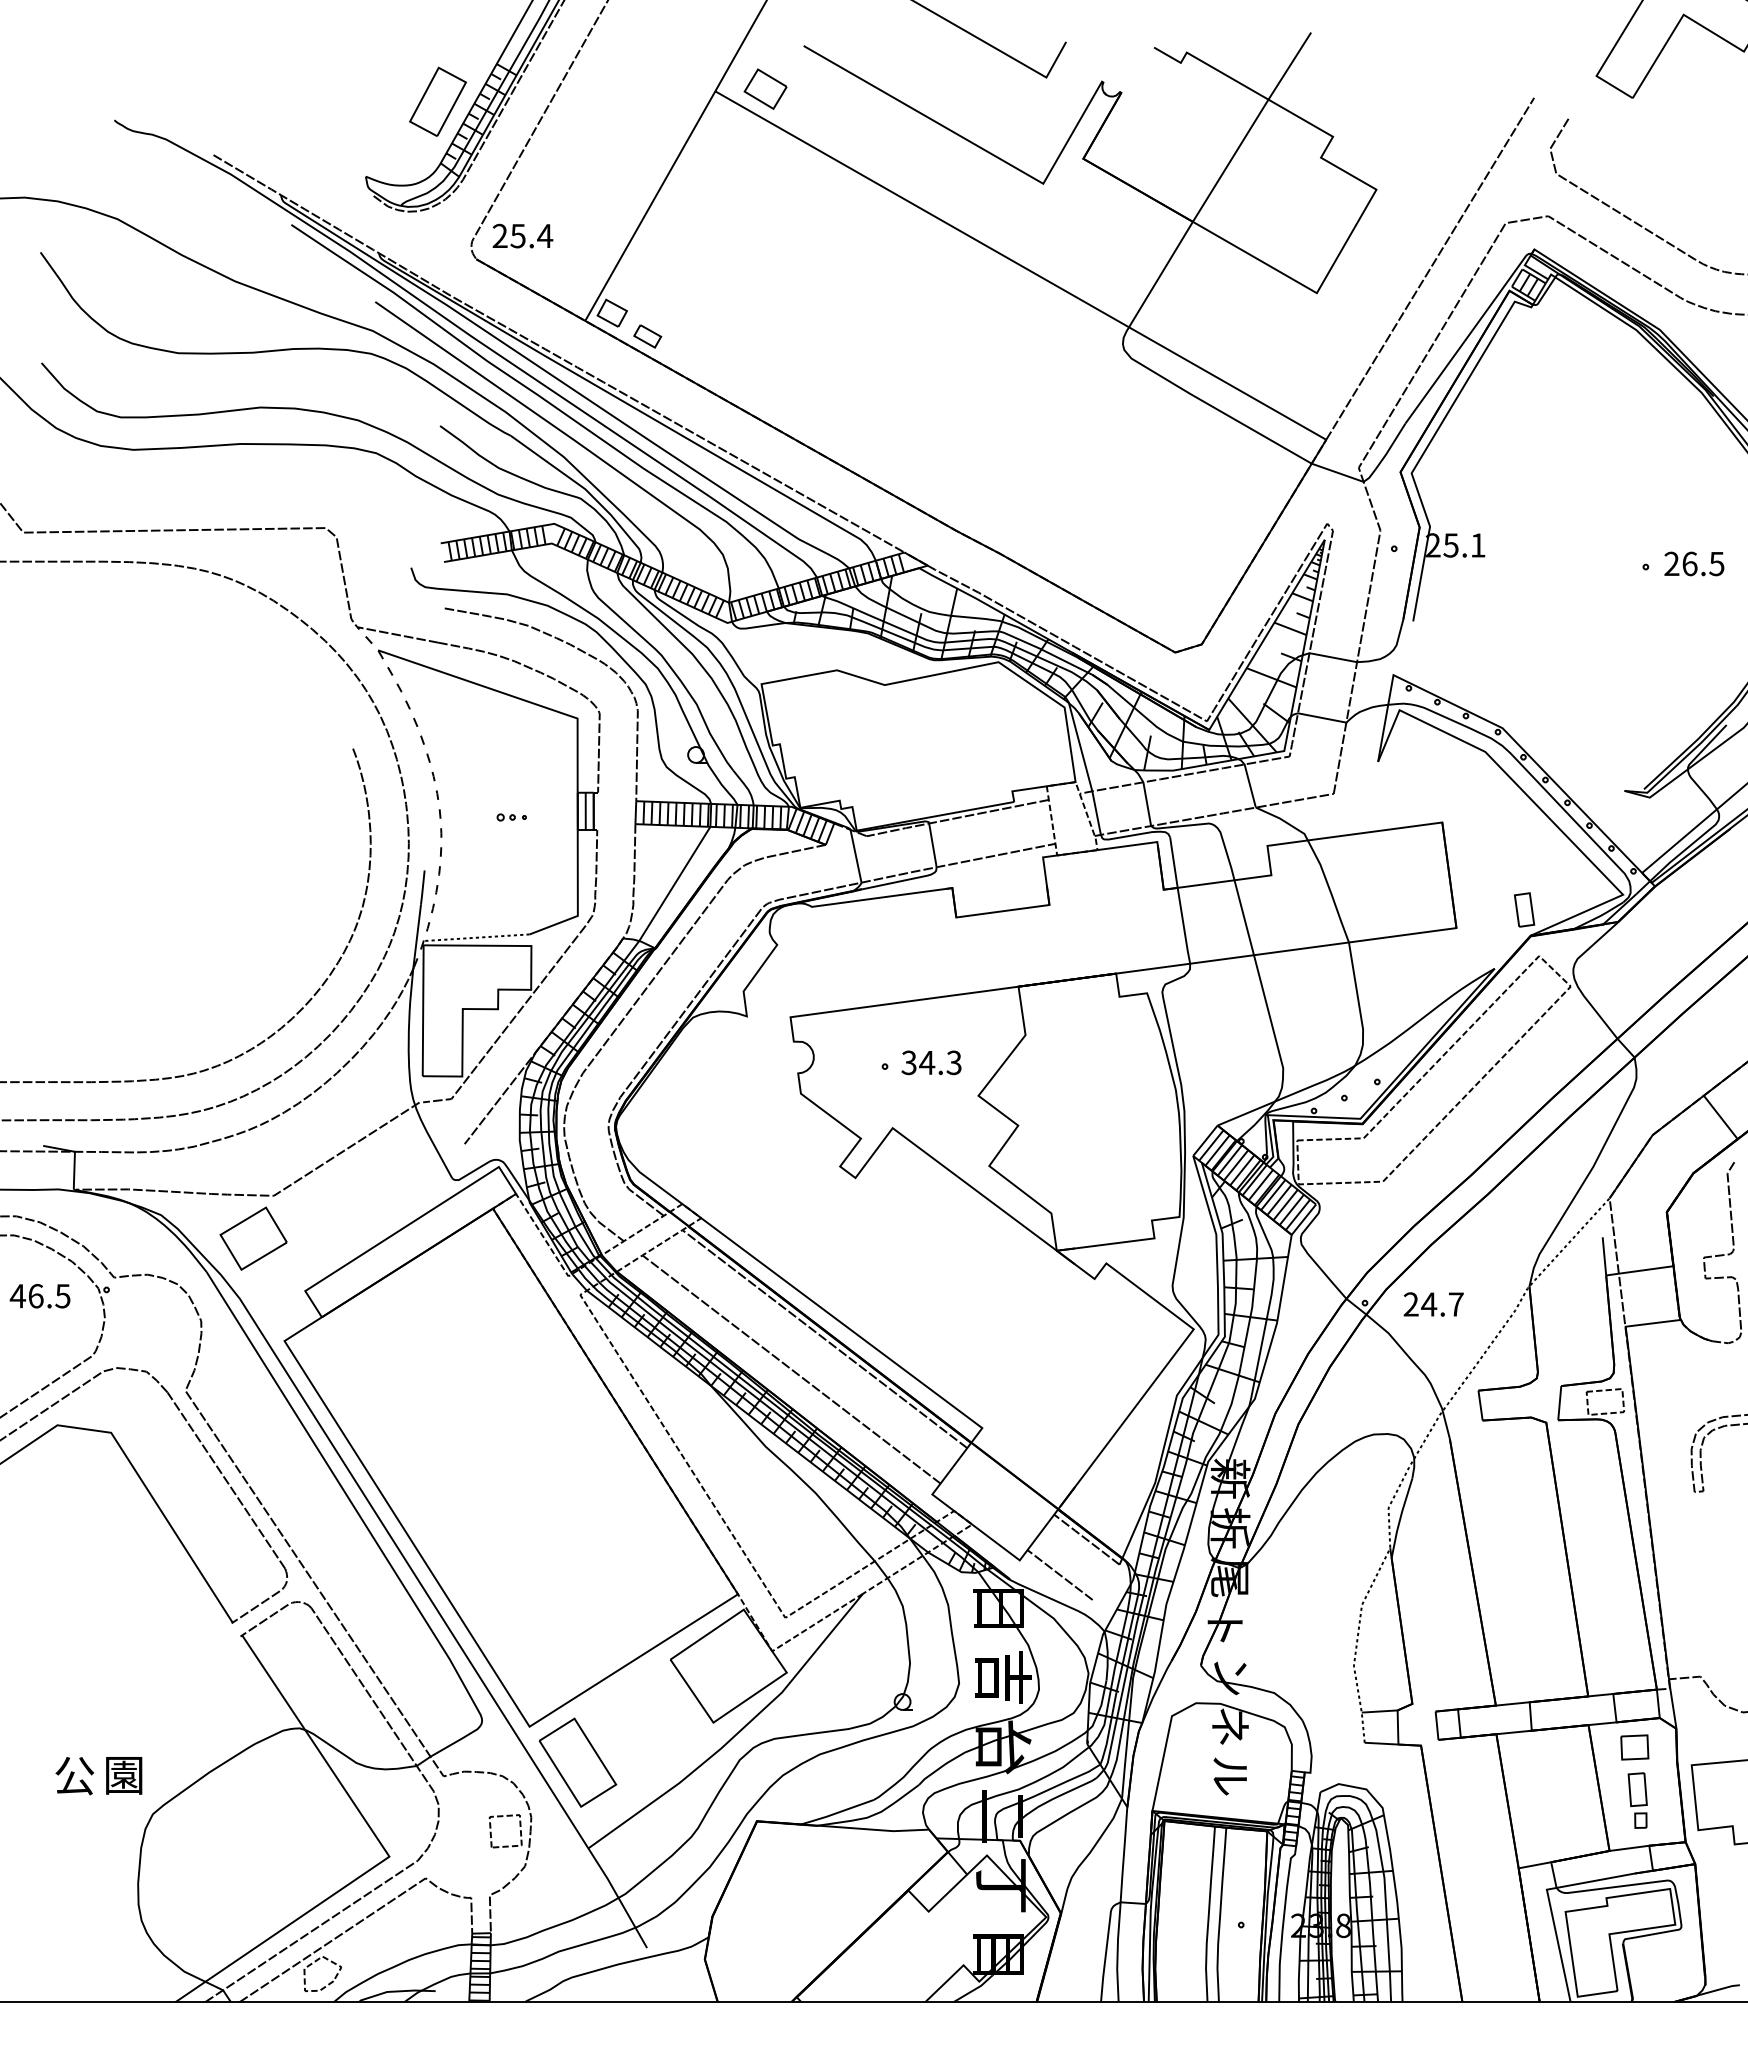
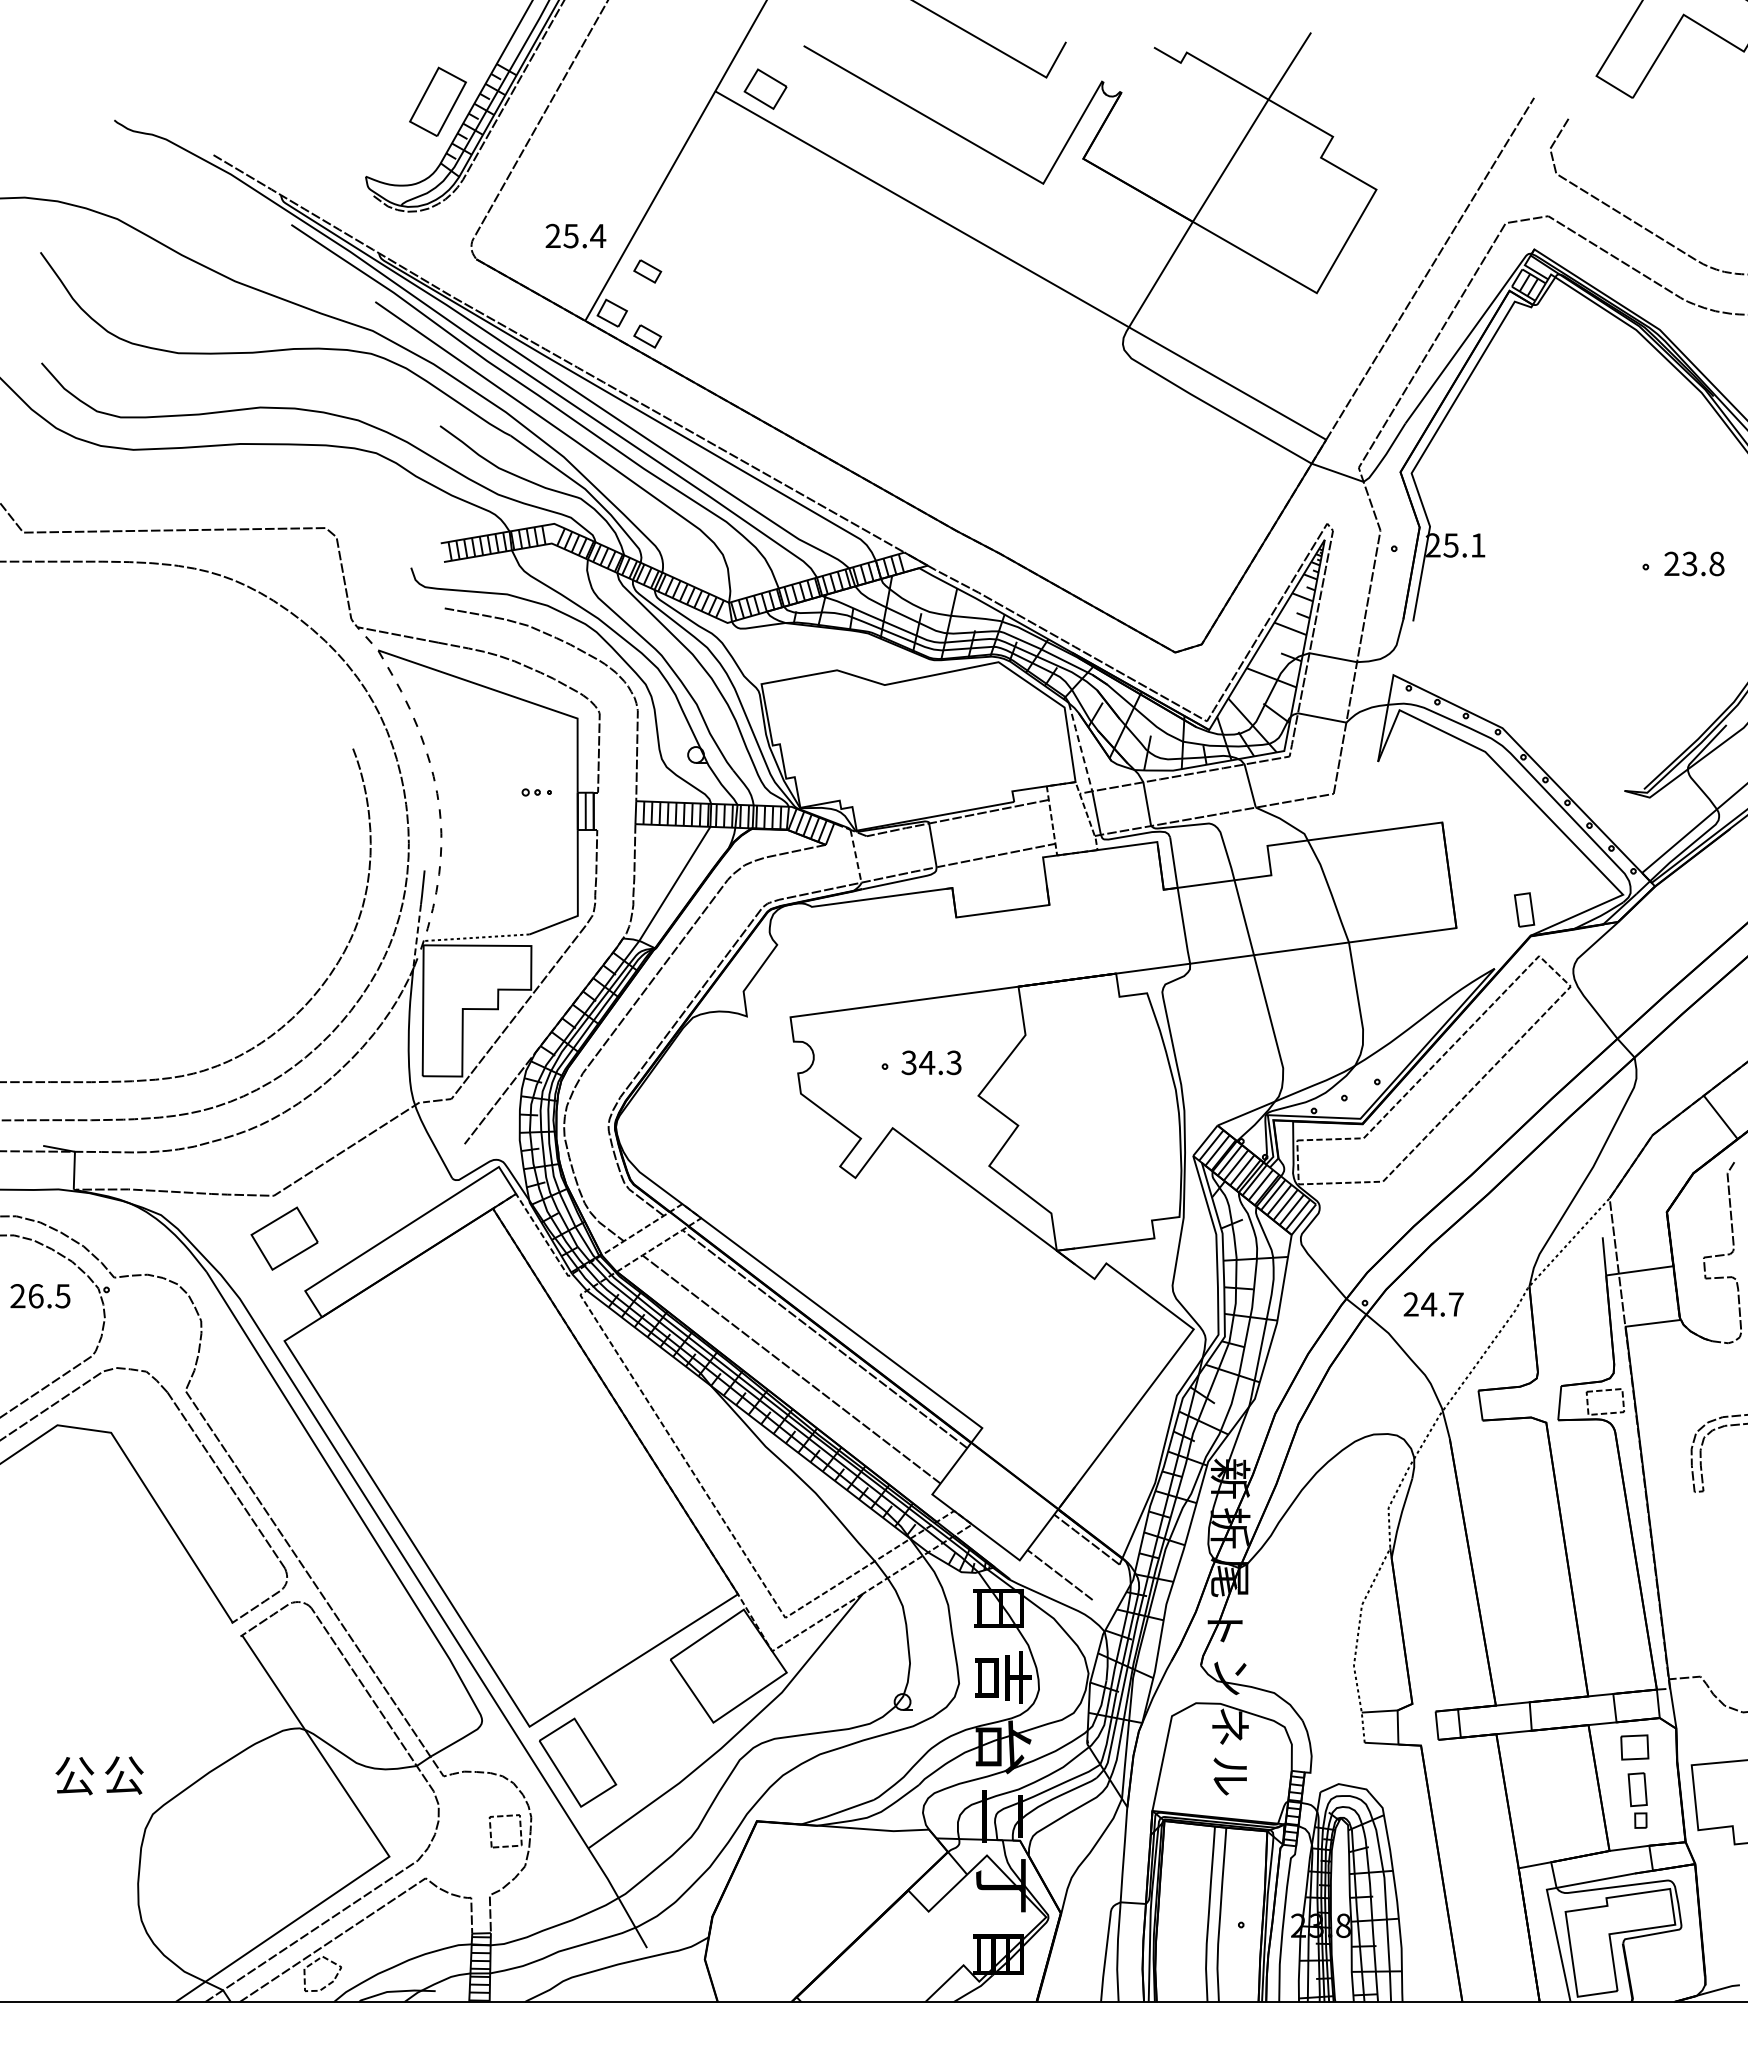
text position: (522, 235) -> (575, 235) (575, 235)
part: none -> present (647, 271)
text: 26.5 -> 23.8 (1703, 563)
line: solid -> dashed (1080, 746)
part position: (511, 817) -> (536, 792) (536, 792)
line: solid -> dashed (856, 856)
line: solid -> dashed (417, 937)
part position: (253, 1238) -> (284, 1238) (284, 1238)
text: 46.5 -> 26.5 (17, 1296)
text: 園 -> 公 (124, 1775)
